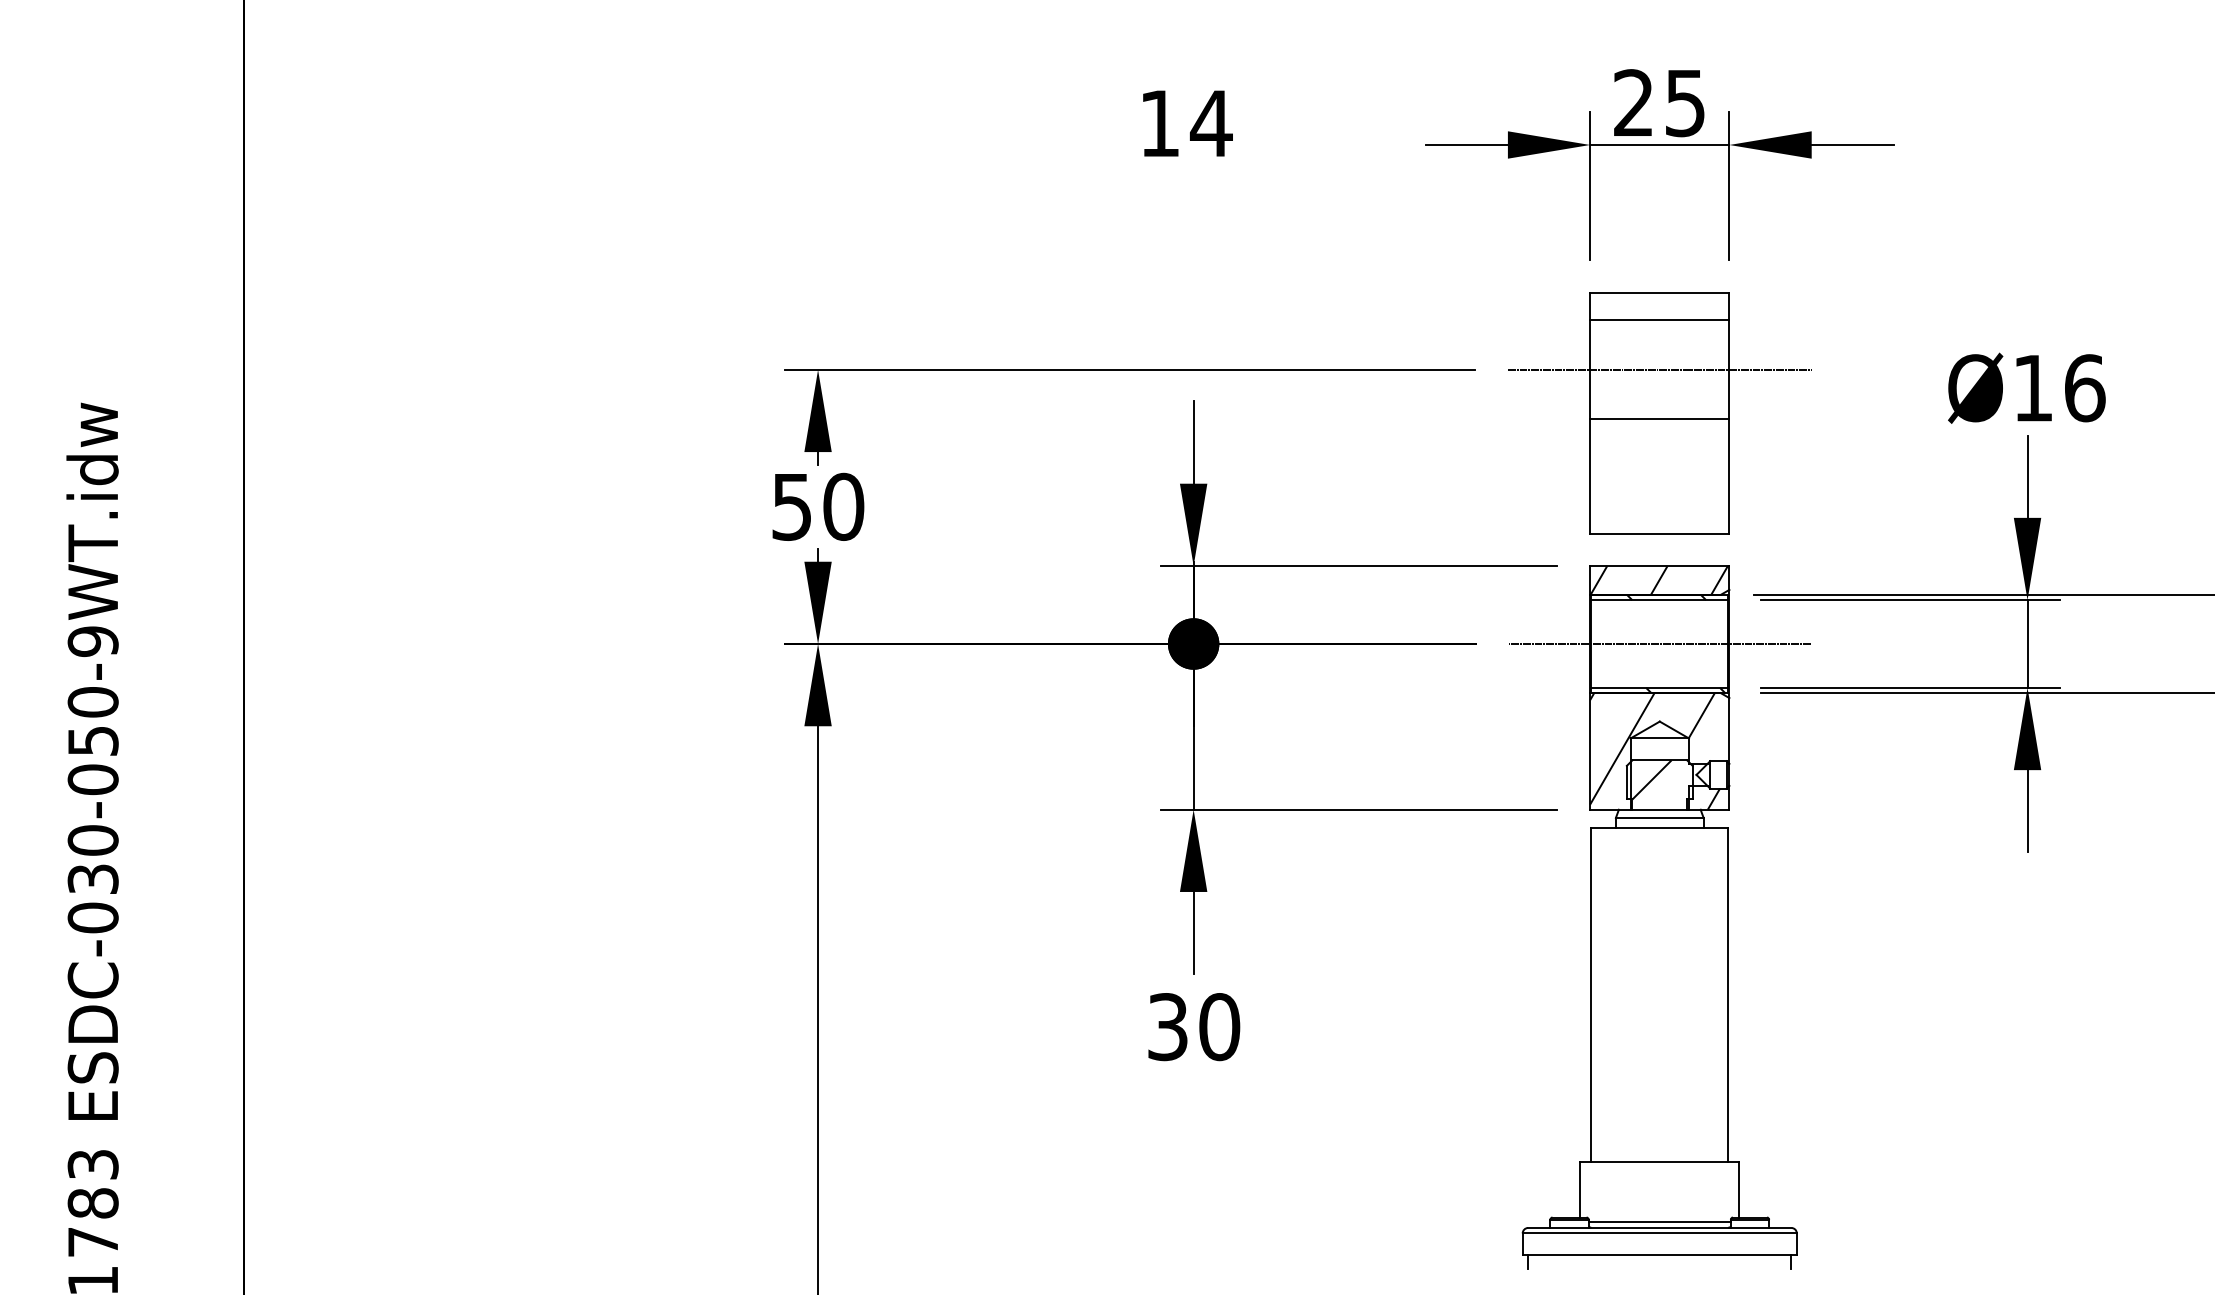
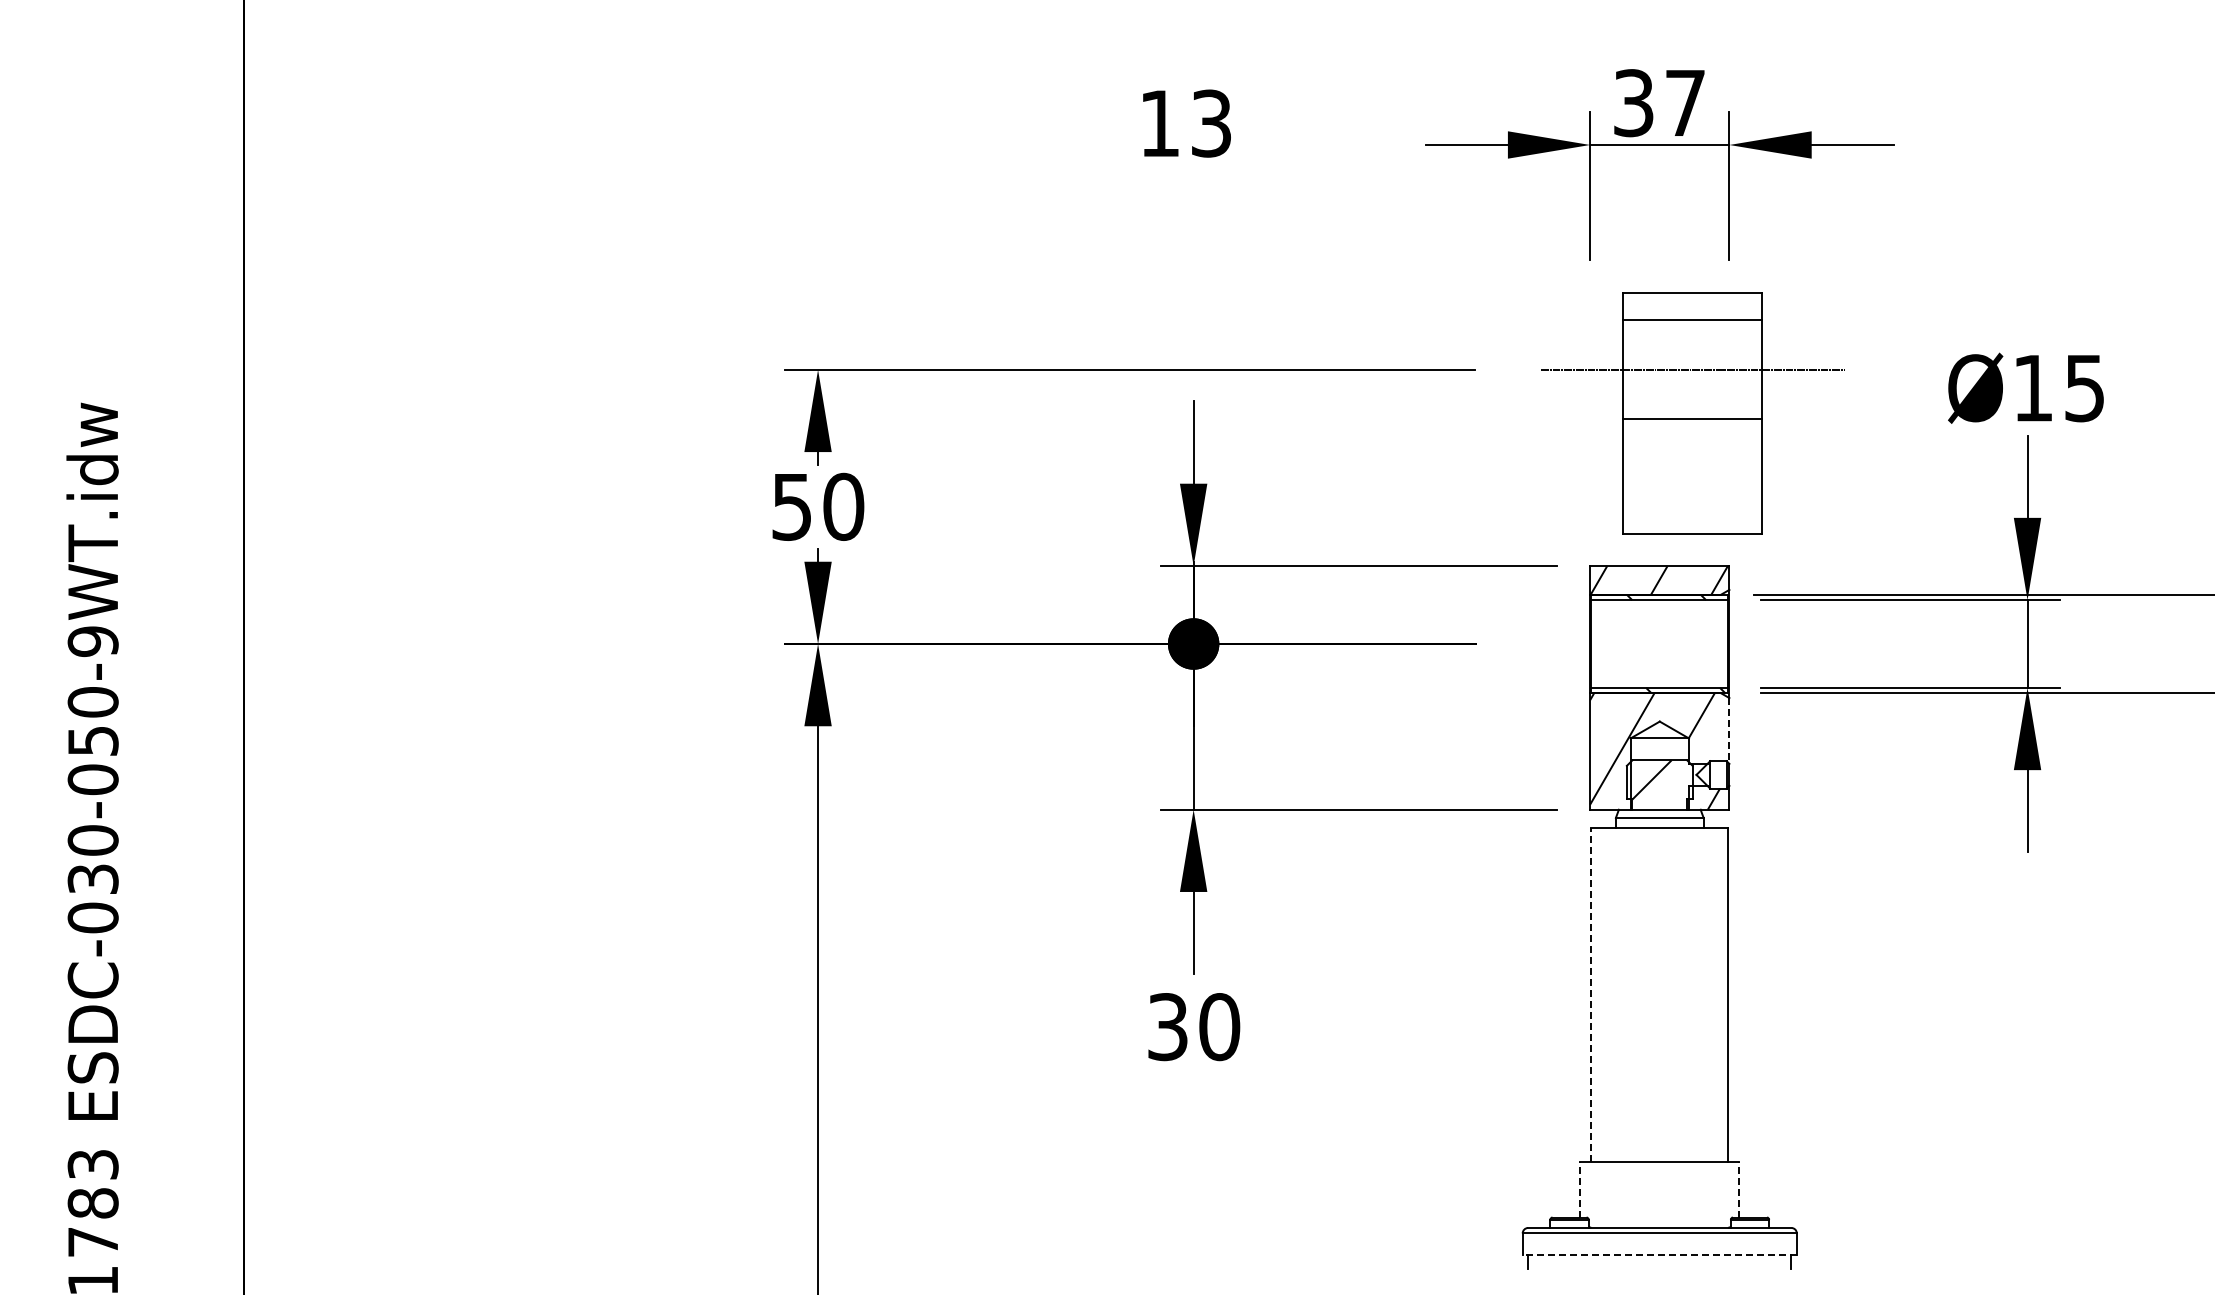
text: 25 -> 37 (1659, 103)
text: 14 -> 13 (1210, 123)
text: Ø16 -> Ø15 (2085, 388)
part position: (1659, 413) -> (1692, 413) (1692, 413)
line: present -> none (1659, 643)
line: solid -> dashed (1729, 730)
line: solid -> dashed (1591, 994)
line: solid -> dashed (1580, 1189)
line: solid -> dashed (1739, 1189)
line: present -> none (1659, 1222)
line: solid -> dashed (1659, 1255)
